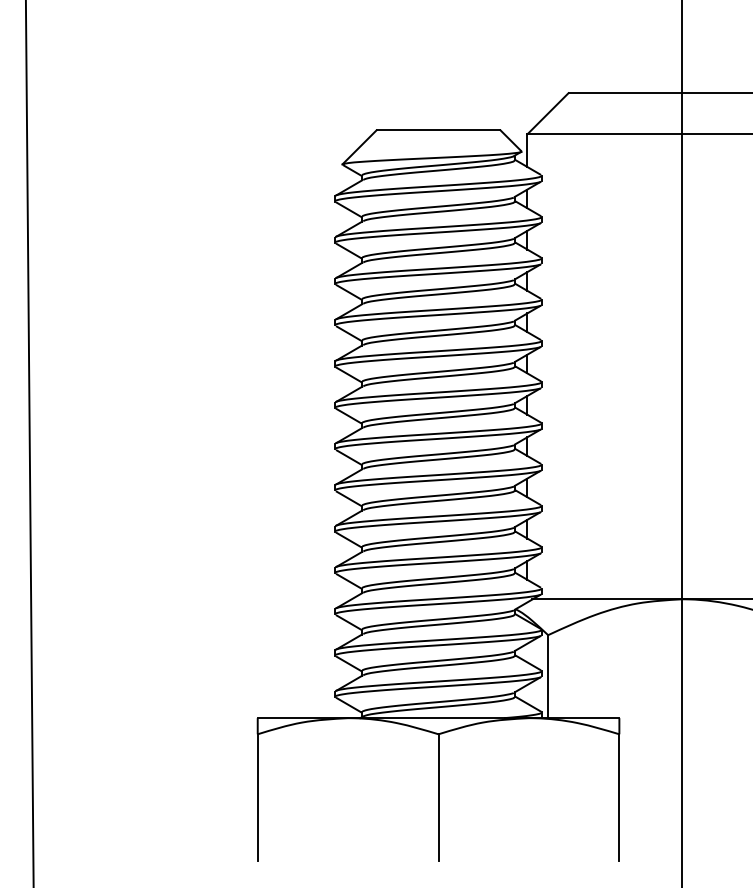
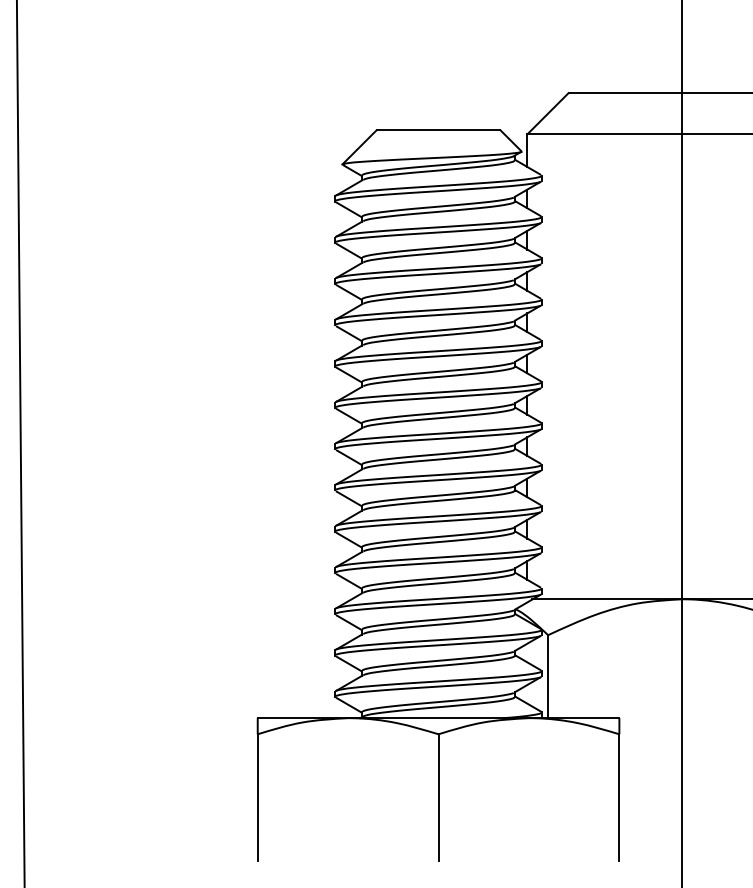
line position: (29, 443) -> (20, 443) (20, 443)
